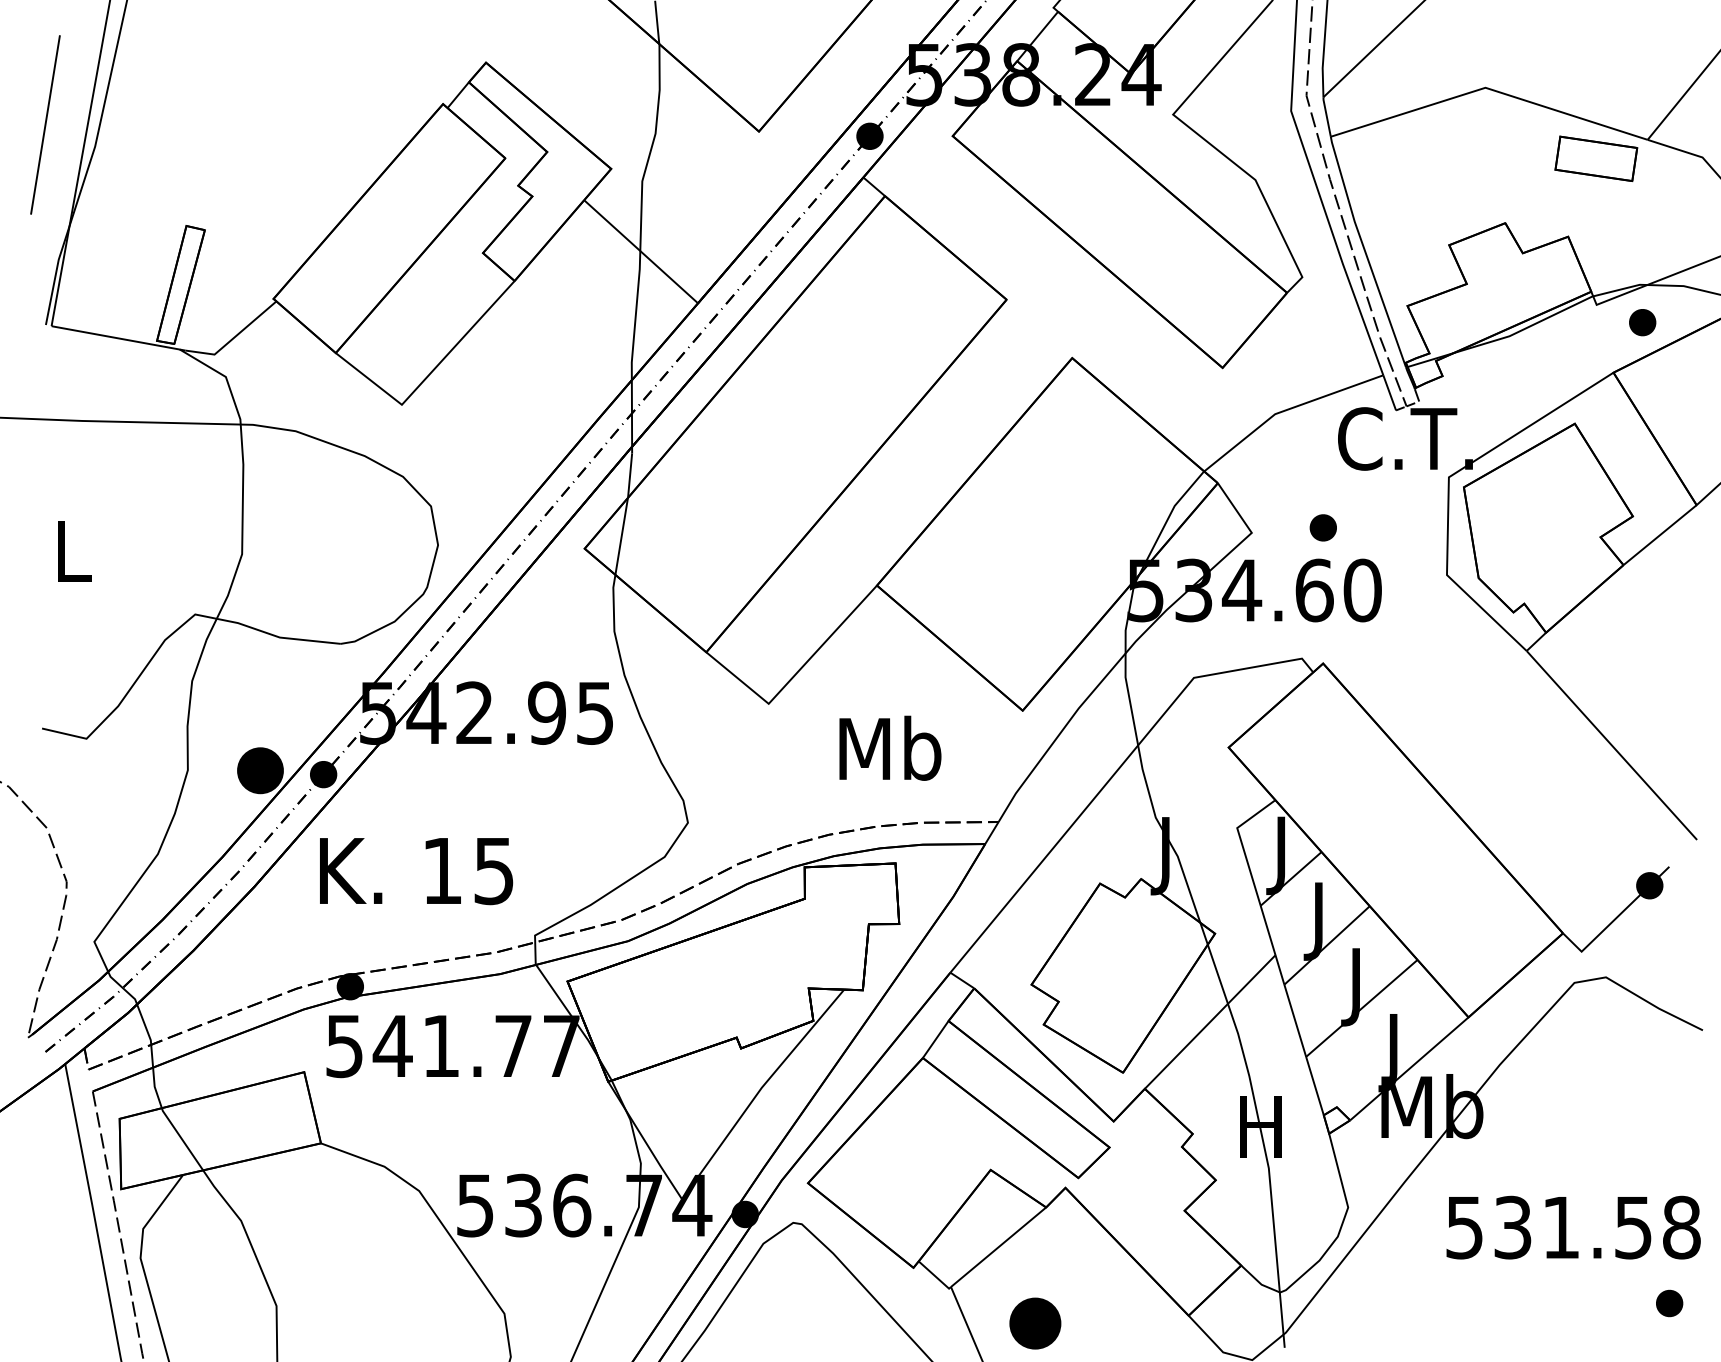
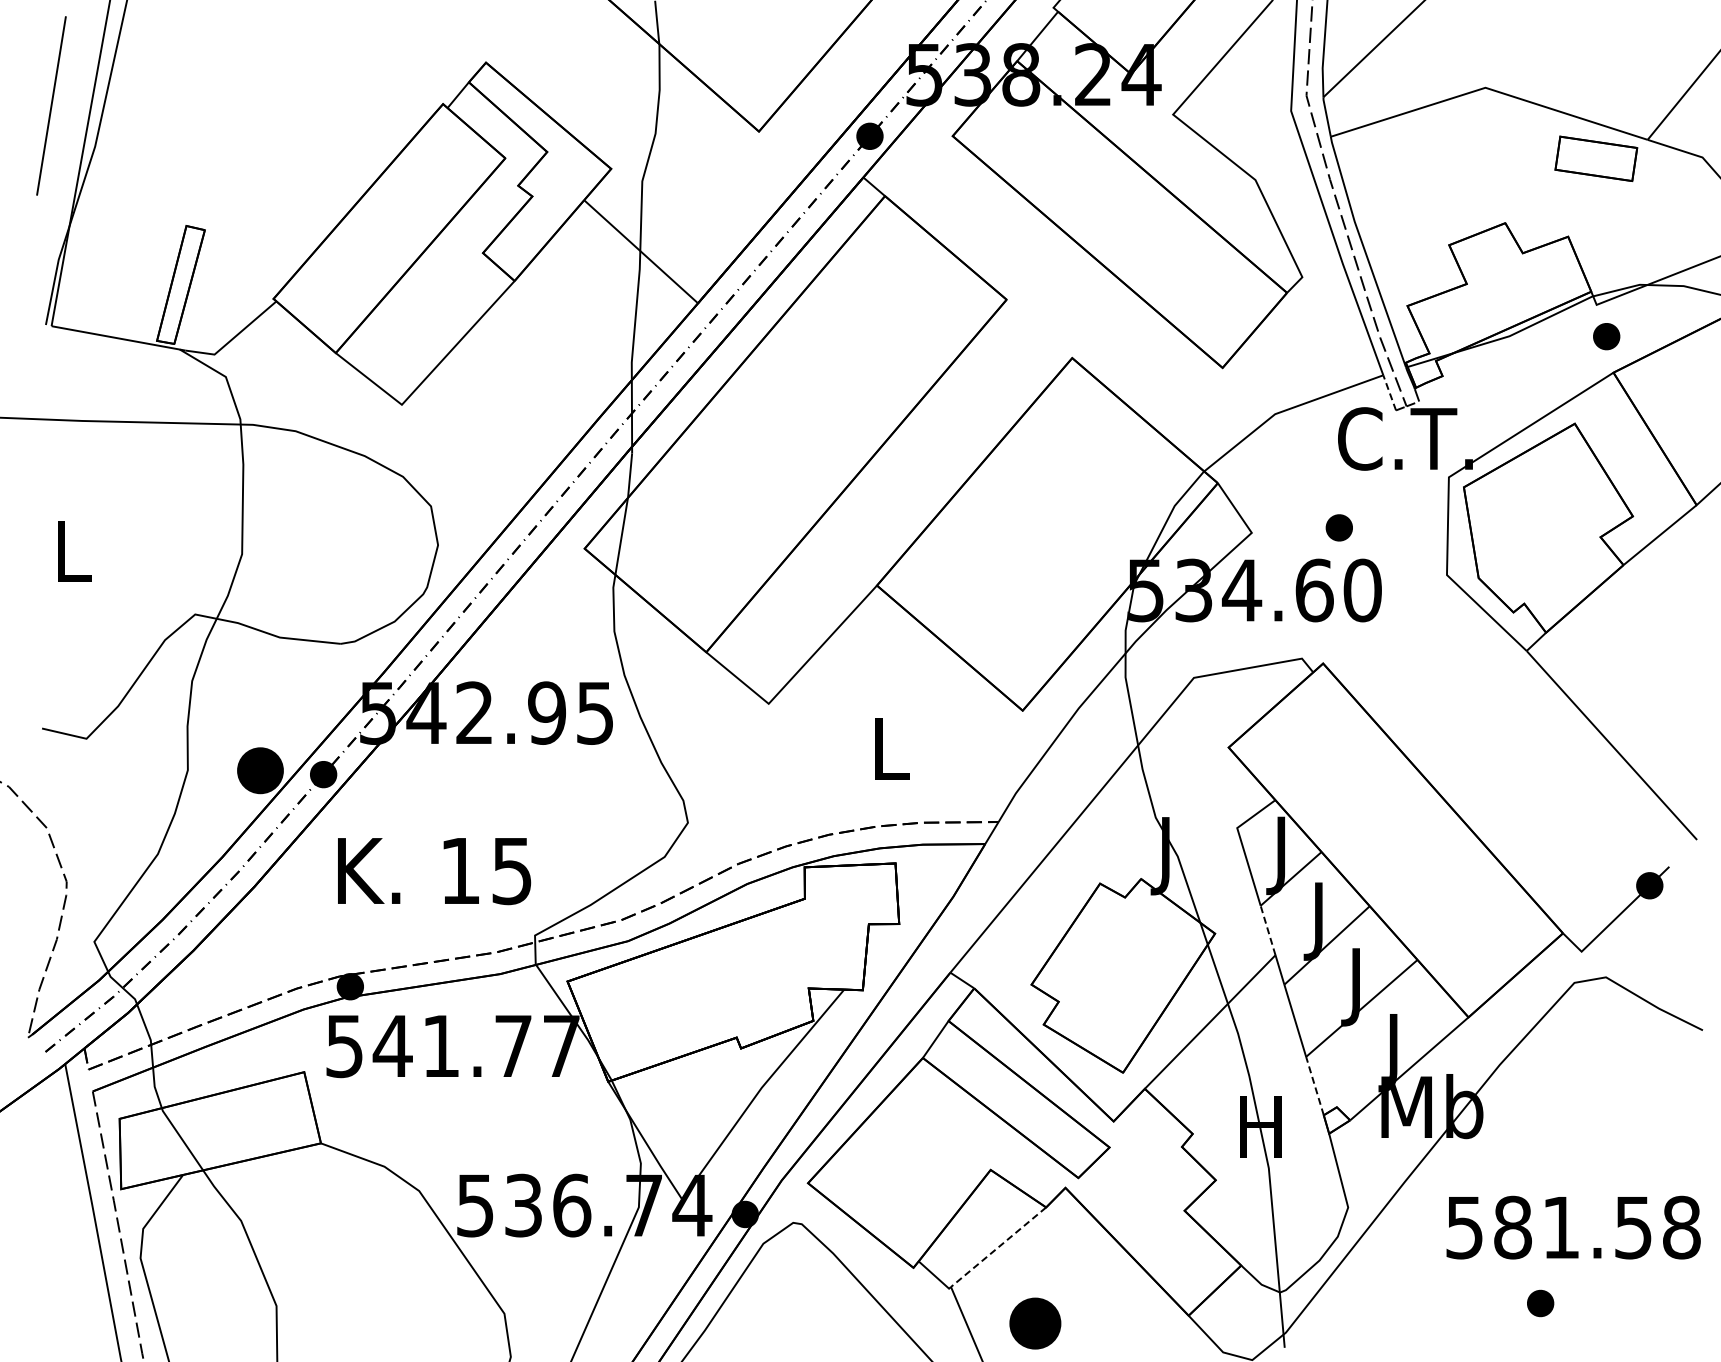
line position: (45, 124) -> (51, 105) (51, 105)
part position: (1642, 322) -> (1606, 336) (1606, 336)
line: solid -> dashed (1389, 392)
part position: (1322, 527) -> (1338, 527) (1338, 527)
text: Mb -> L (890, 747)
text position: (416, 871) -> (434, 871) (434, 871)
line: solid -> dashed (1268, 930)
line: solid -> dashed (1314, 1085)
text: 531.58 -> 581.58 (1512, 1227)
line: solid -> dashed (998, 1247)
part position: (1669, 1303) -> (1540, 1303) (1540, 1303)
